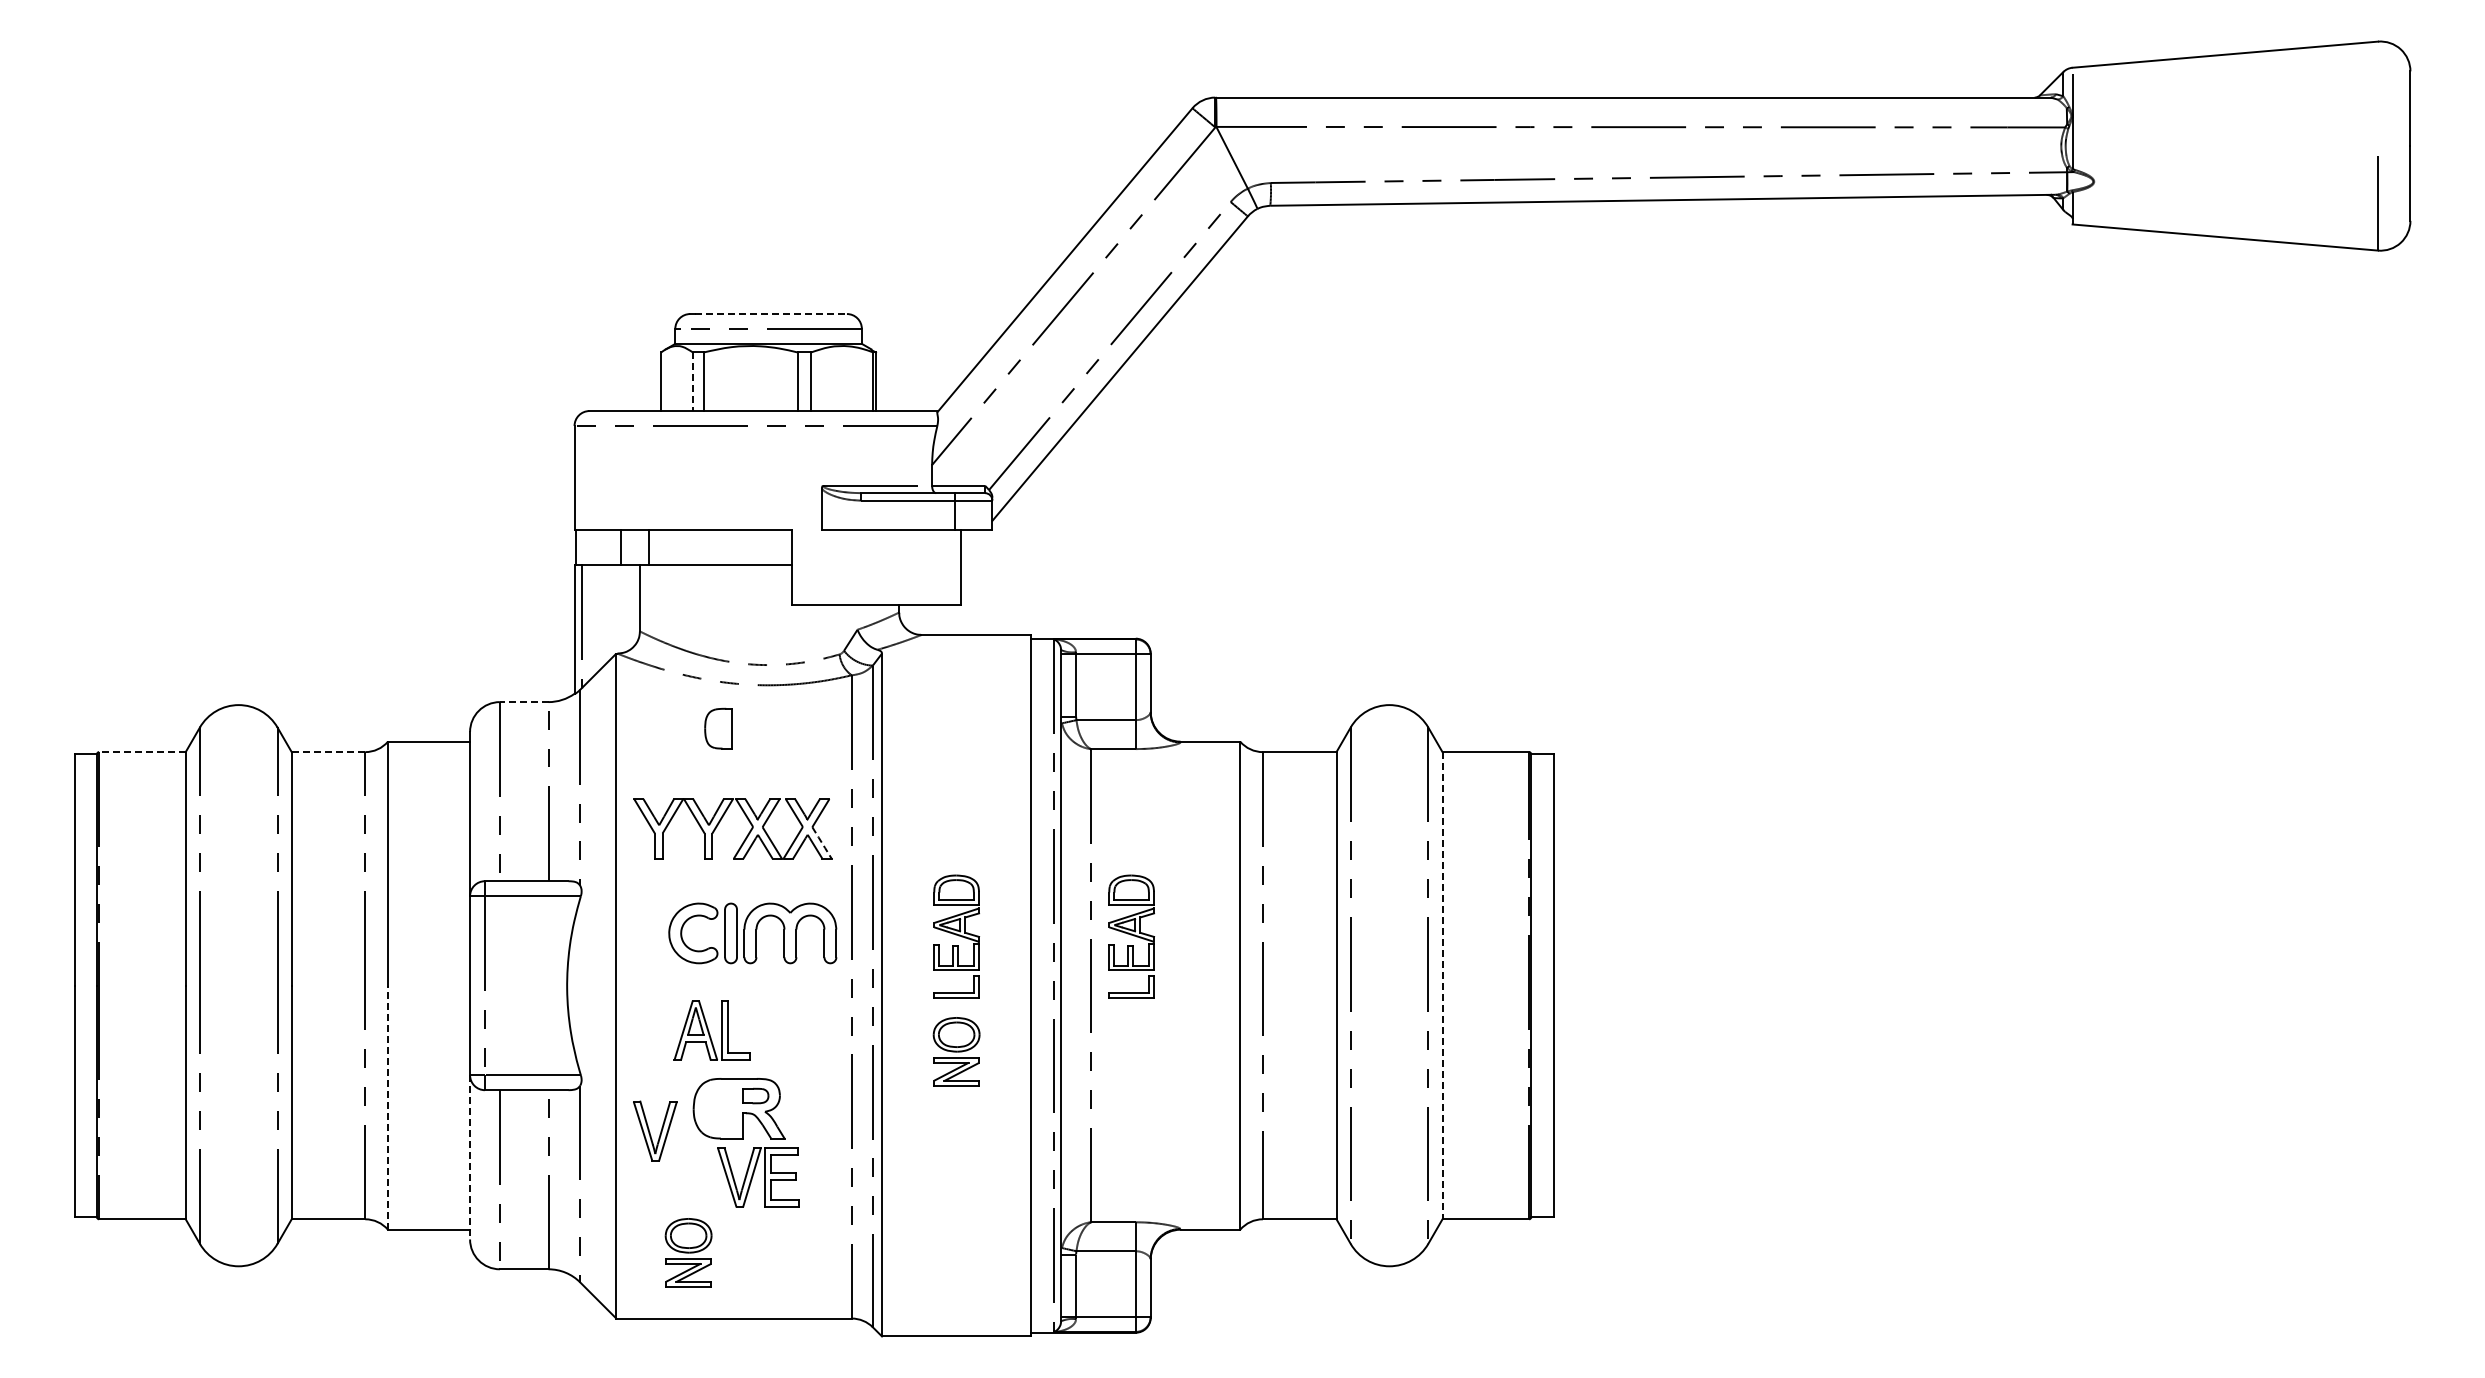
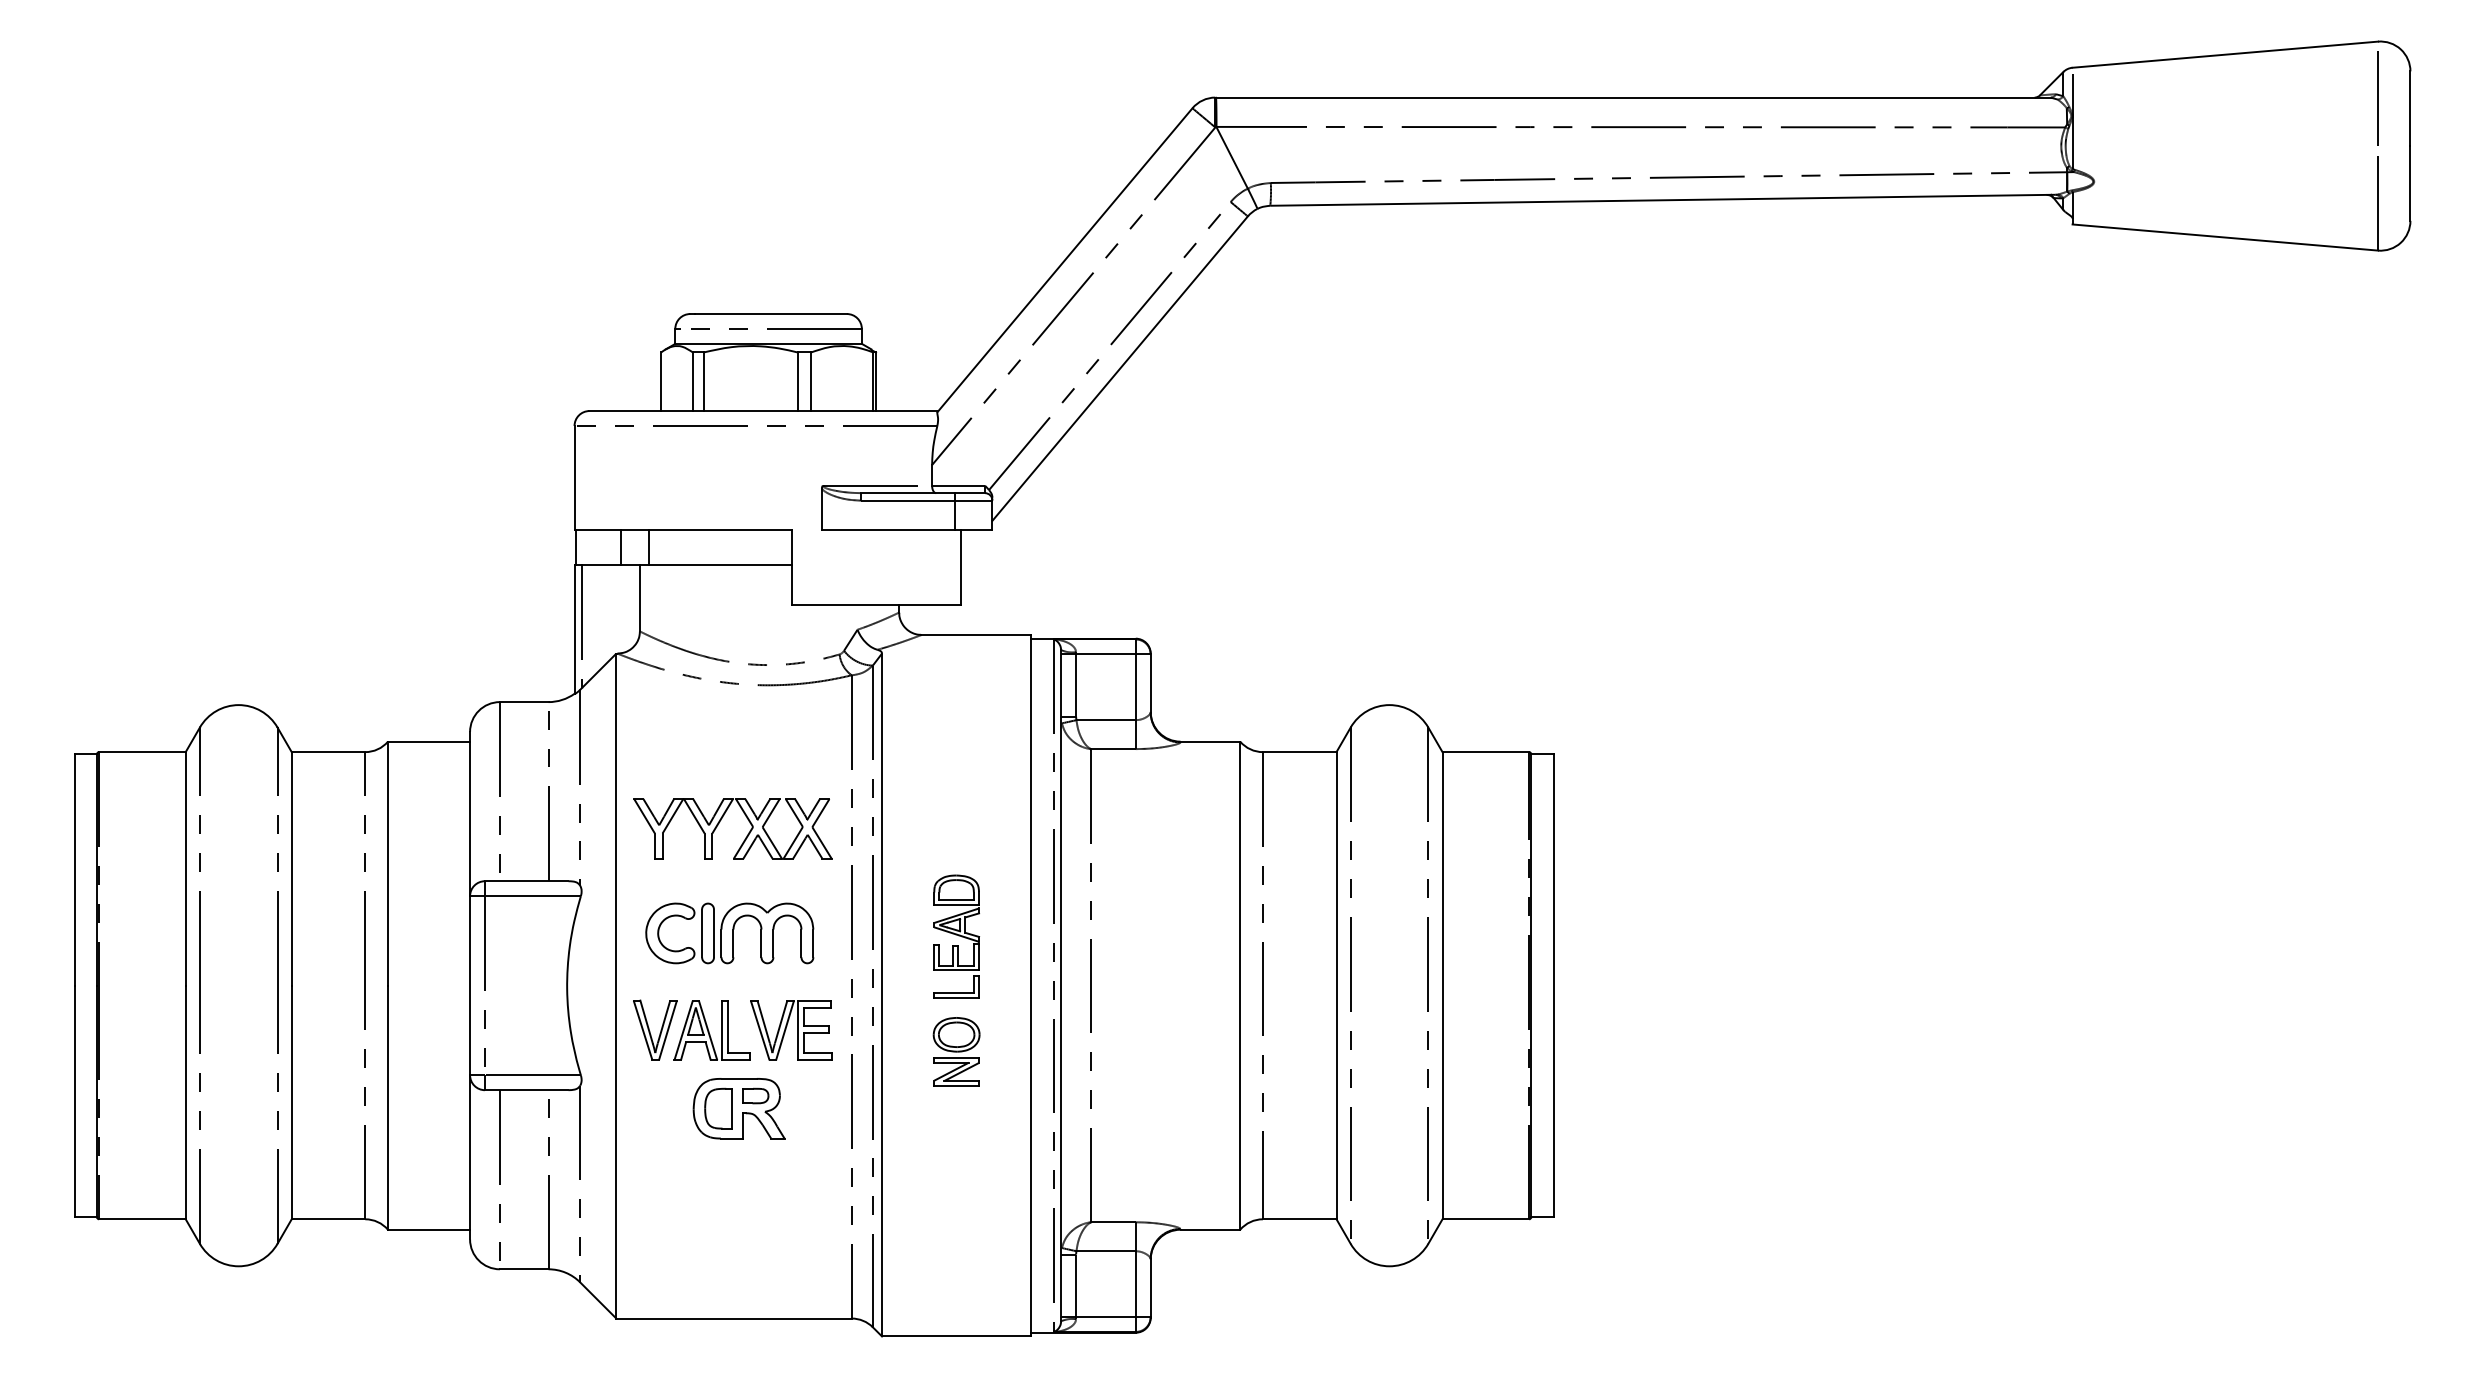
line: none -> present (2377, 98)
line: dashed -> solid (771, 314)
line: dashed -> solid (692, 382)
line: dashed -> solid (523, 702)
part position: (718, 728) -> (718, 1108) (718, 1108)
line: dashed -> solid (141, 752)
line: dashed -> solid (328, 752)
line: dashed -> solid (822, 843)
part position: (752, 933) -> (729, 933) (729, 933)
part: present -> none (1131, 936)
line: dashed -> solid (1442, 985)
line: dashed -> solid (387, 1107)
part position: (655, 1130) -> (655, 1029) (655, 1029)
line: dashed -> solid (470, 1157)
part position: (758, 1177) -> (791, 1030) (791, 1030)
part: present -> none (688, 1252)
